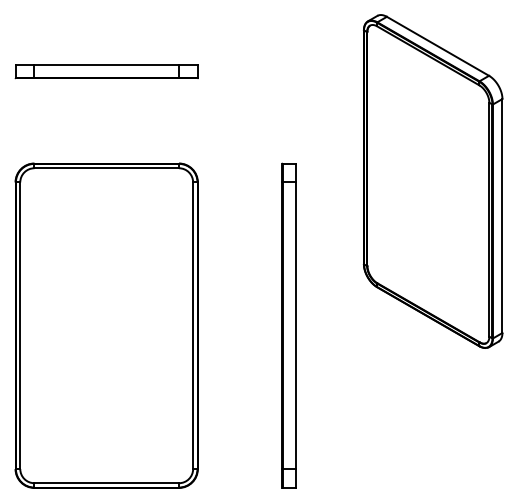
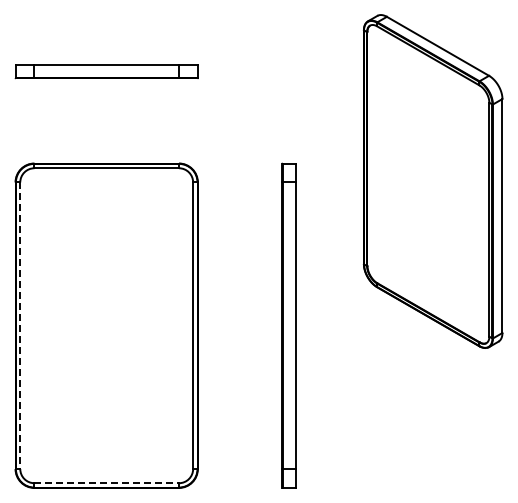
line: solid -> dashed (20, 326)
line: solid -> dashed (107, 483)
